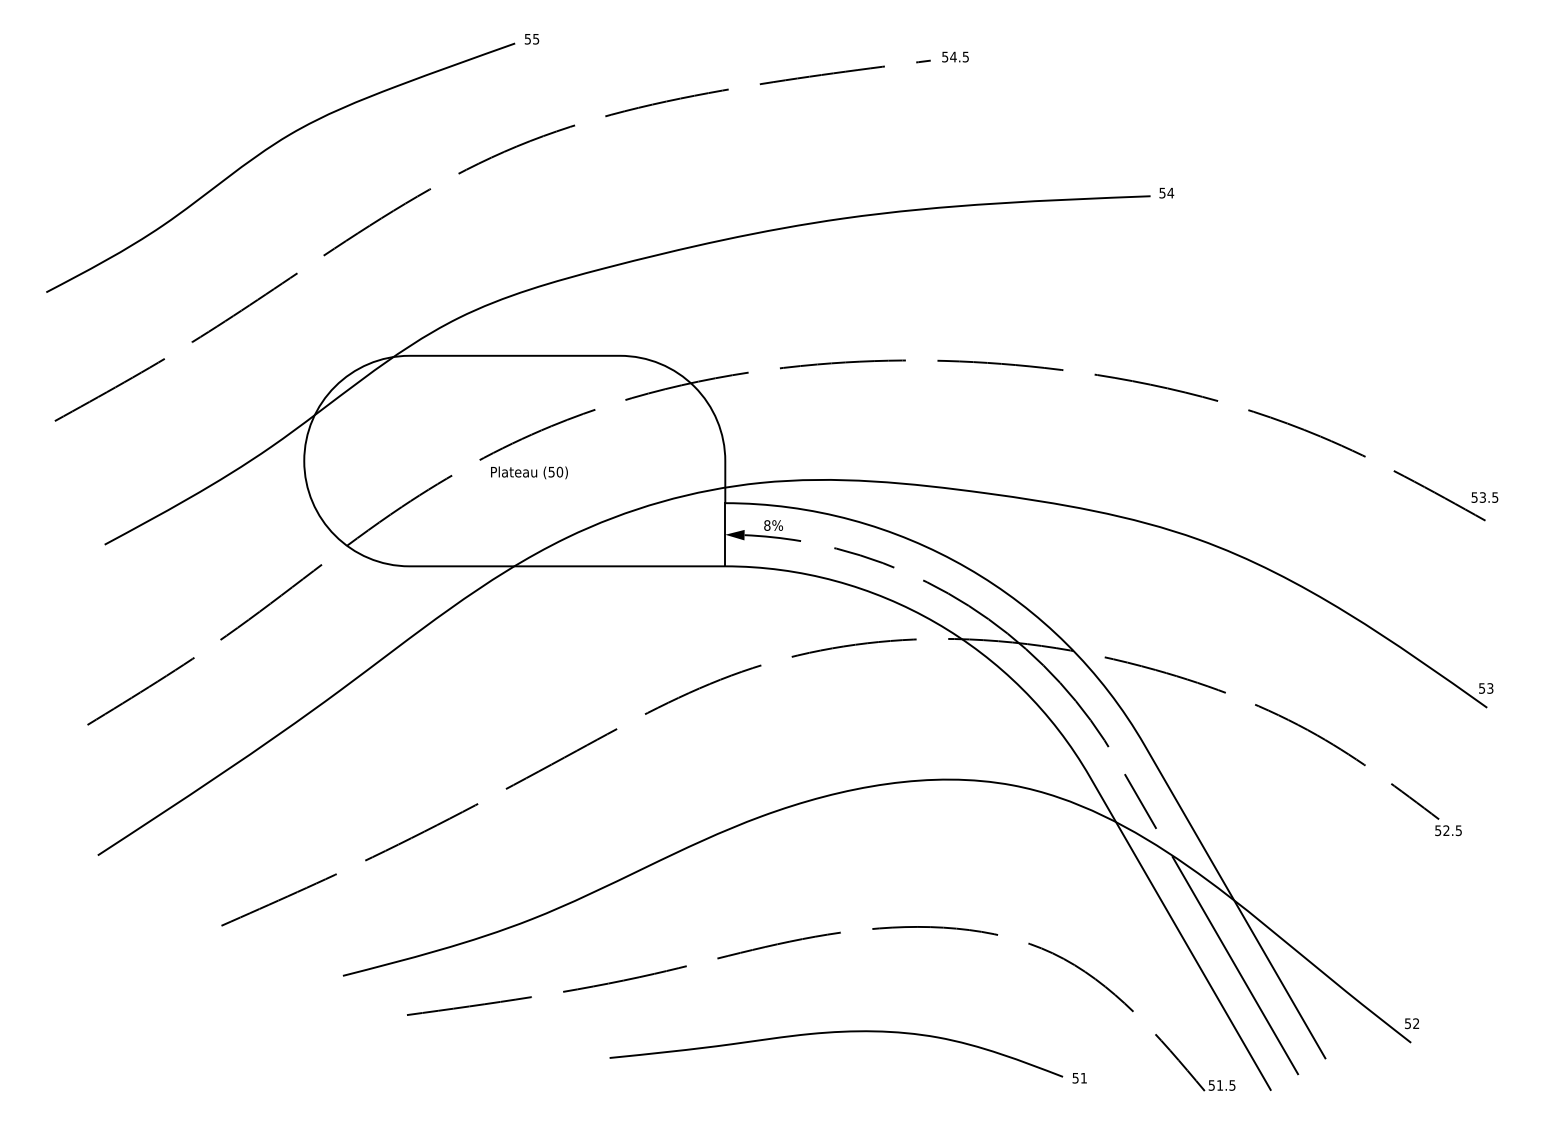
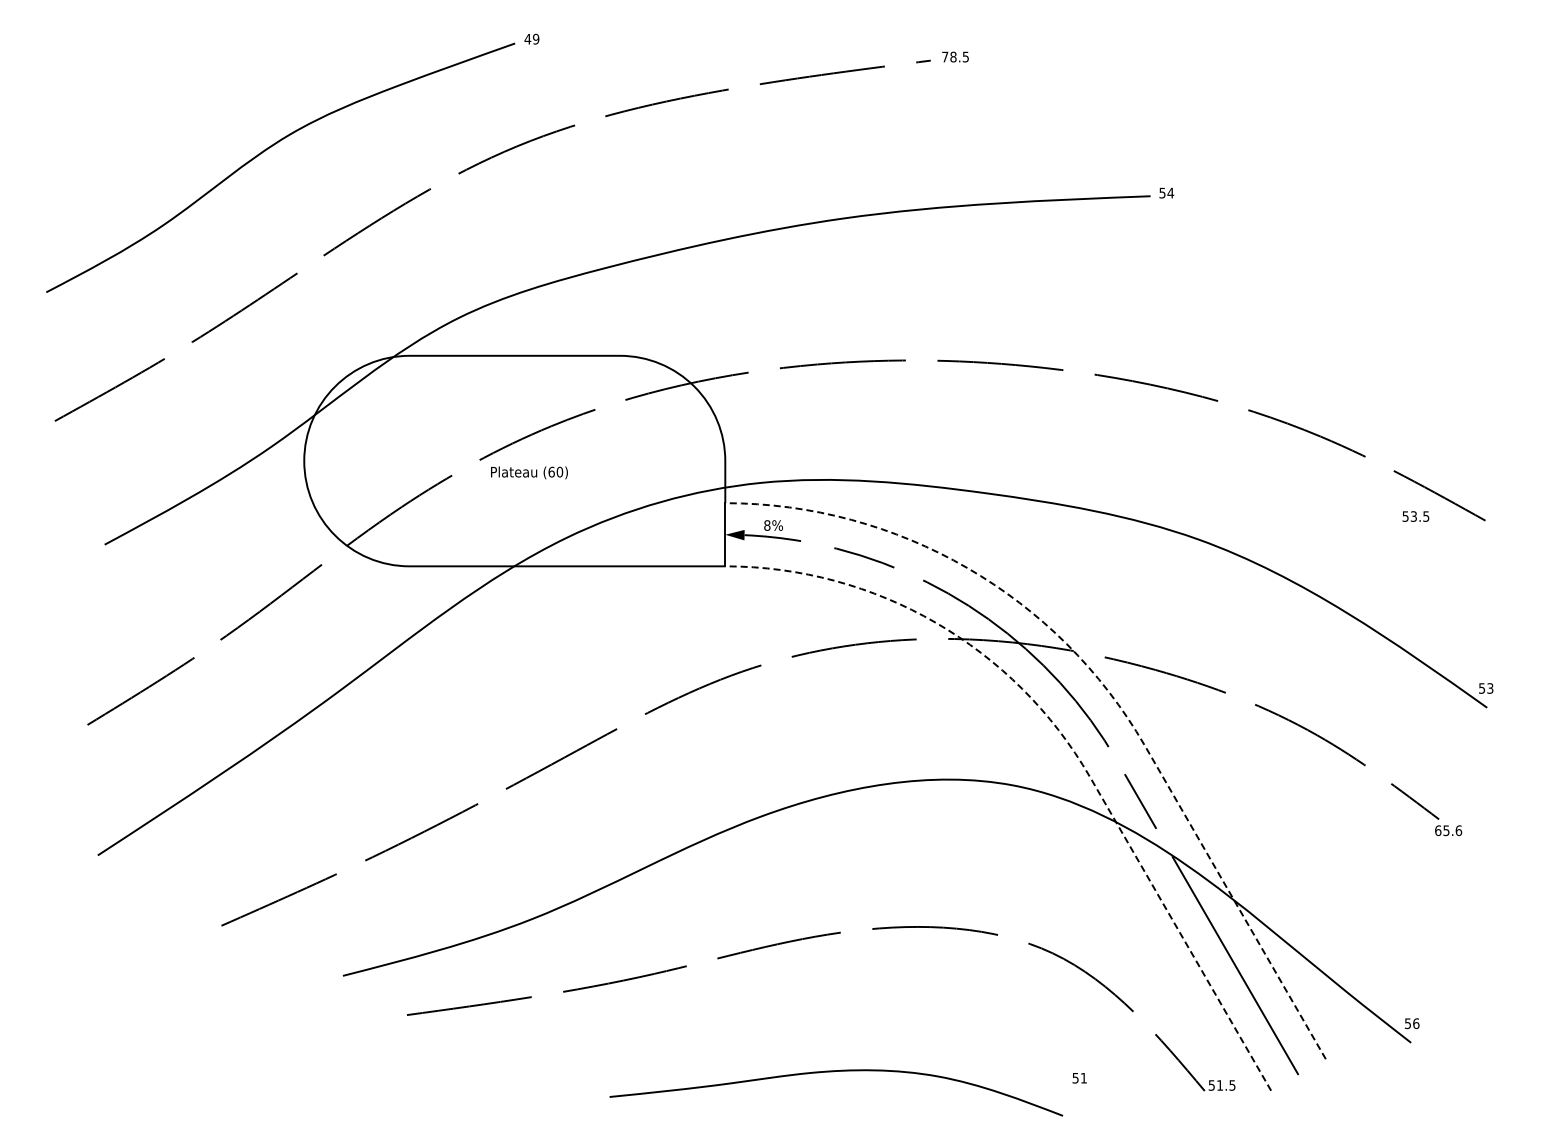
text: 55 -> 49 (531, 38)
text: 54.5 -> 78.5 (949, 56)
text: (50) -> (60) (551, 471)
text position: (1484, 497) -> (1415, 516) (1415, 516)
line: solid -> dashed (1095, 675)
line: solid -> dashed (1059, 731)
text: 52.5 -> 65.6 (1448, 830)
text: 52 -> 56 (1416, 1023)
curve position: (833, 1033) -> (833, 1072) (833, 1072)
